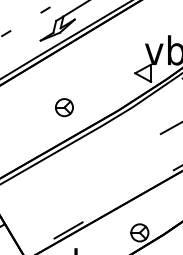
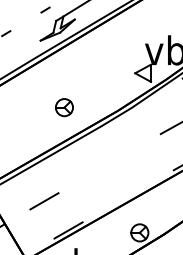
line: none -> present (44, 201)
